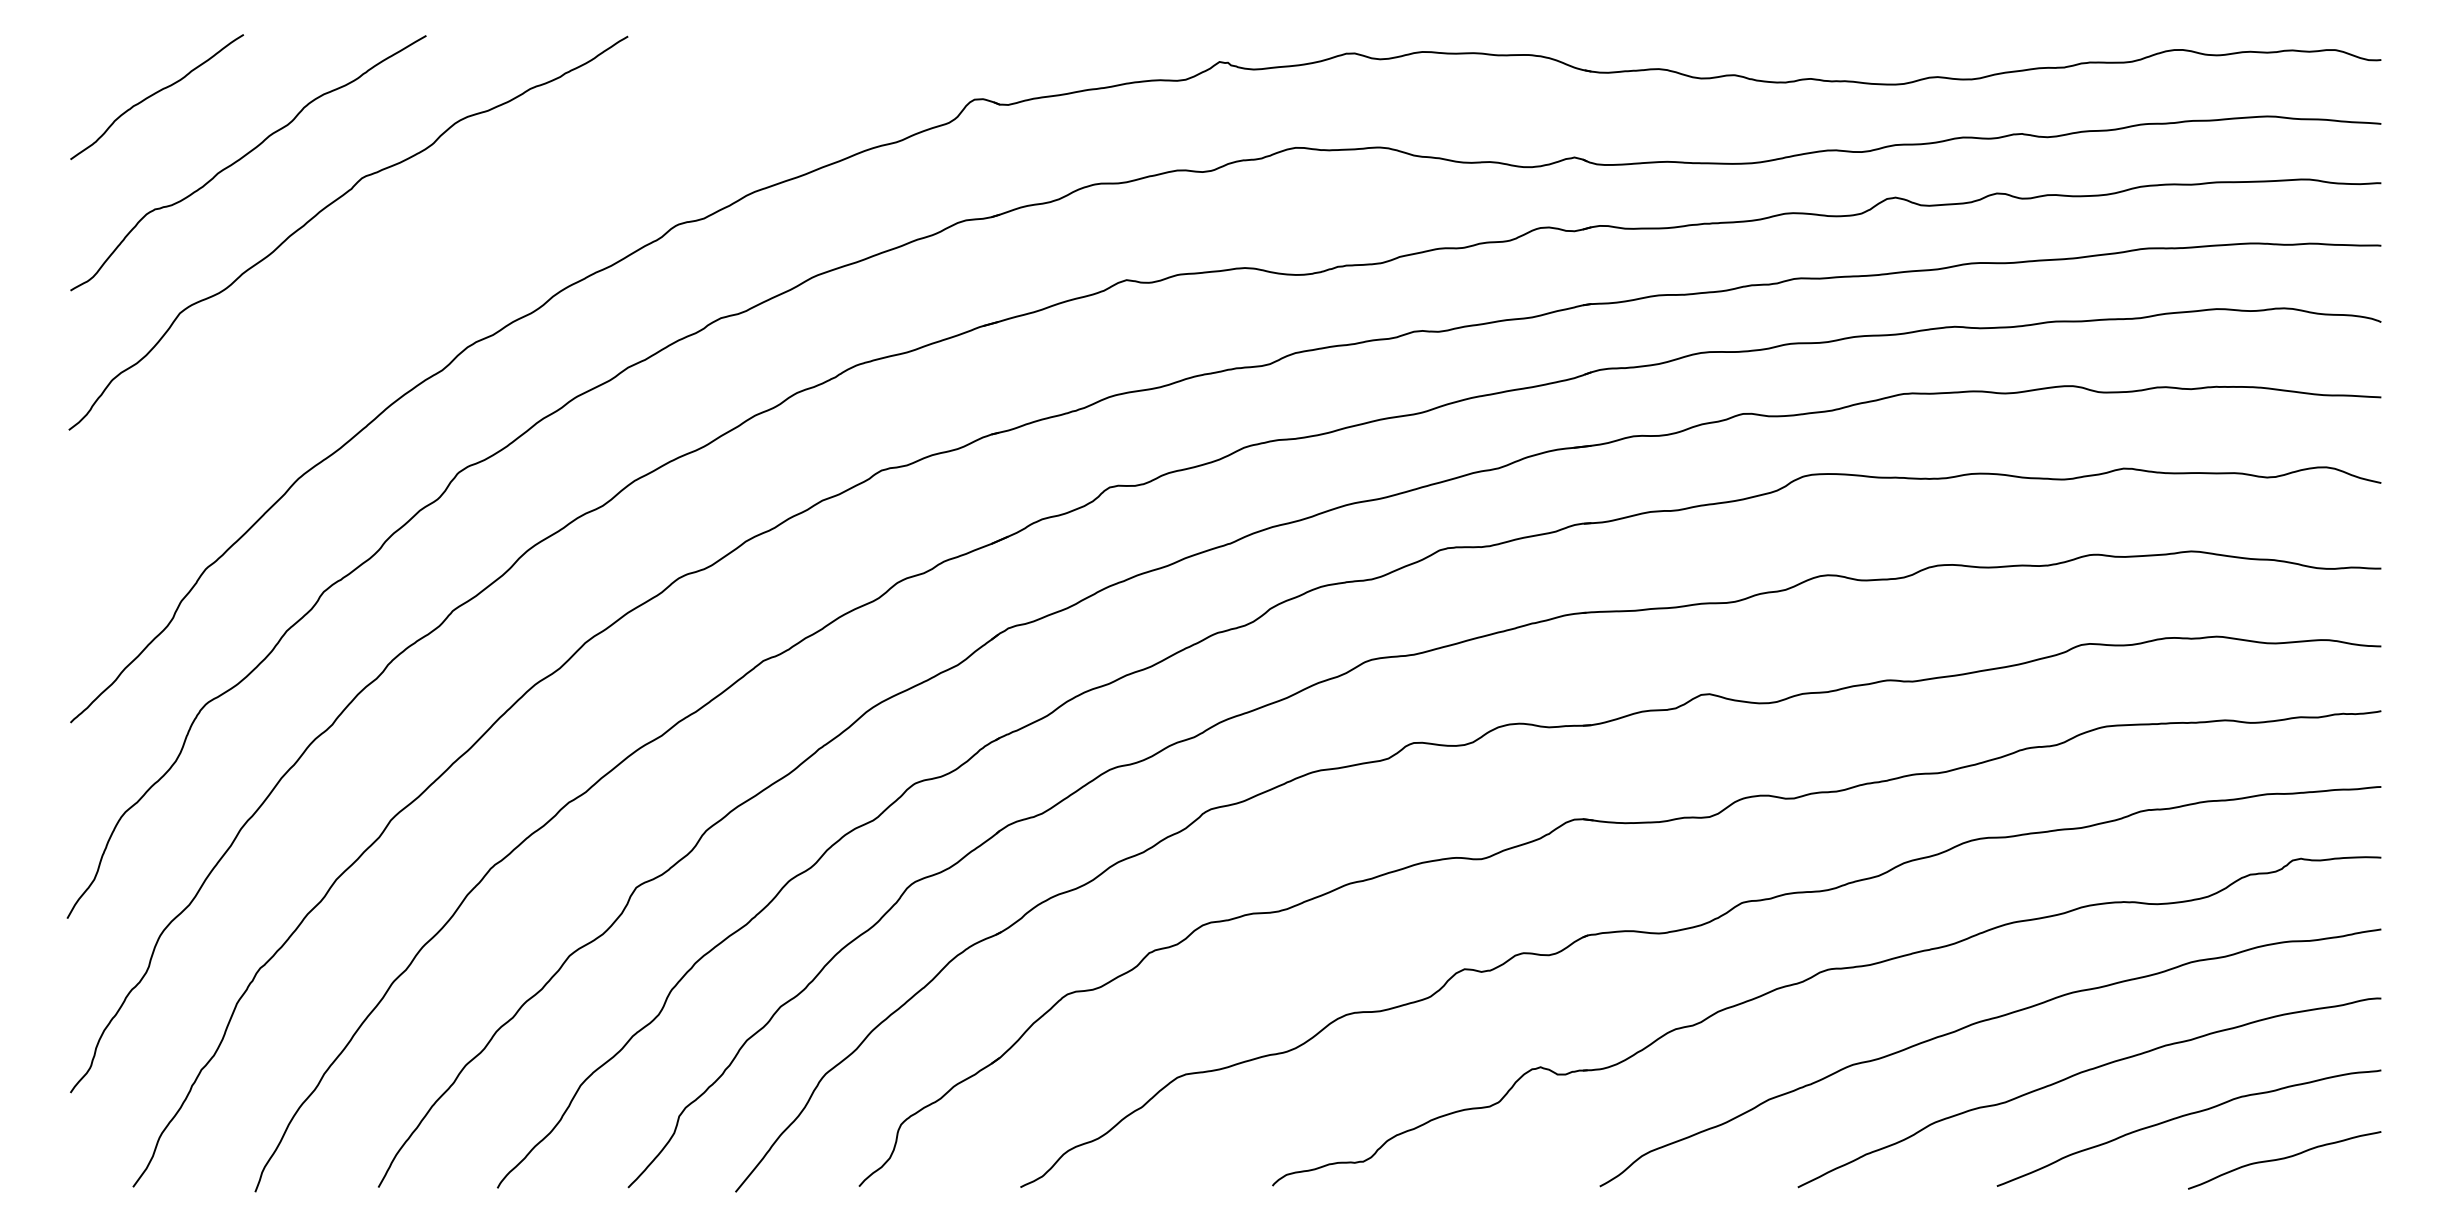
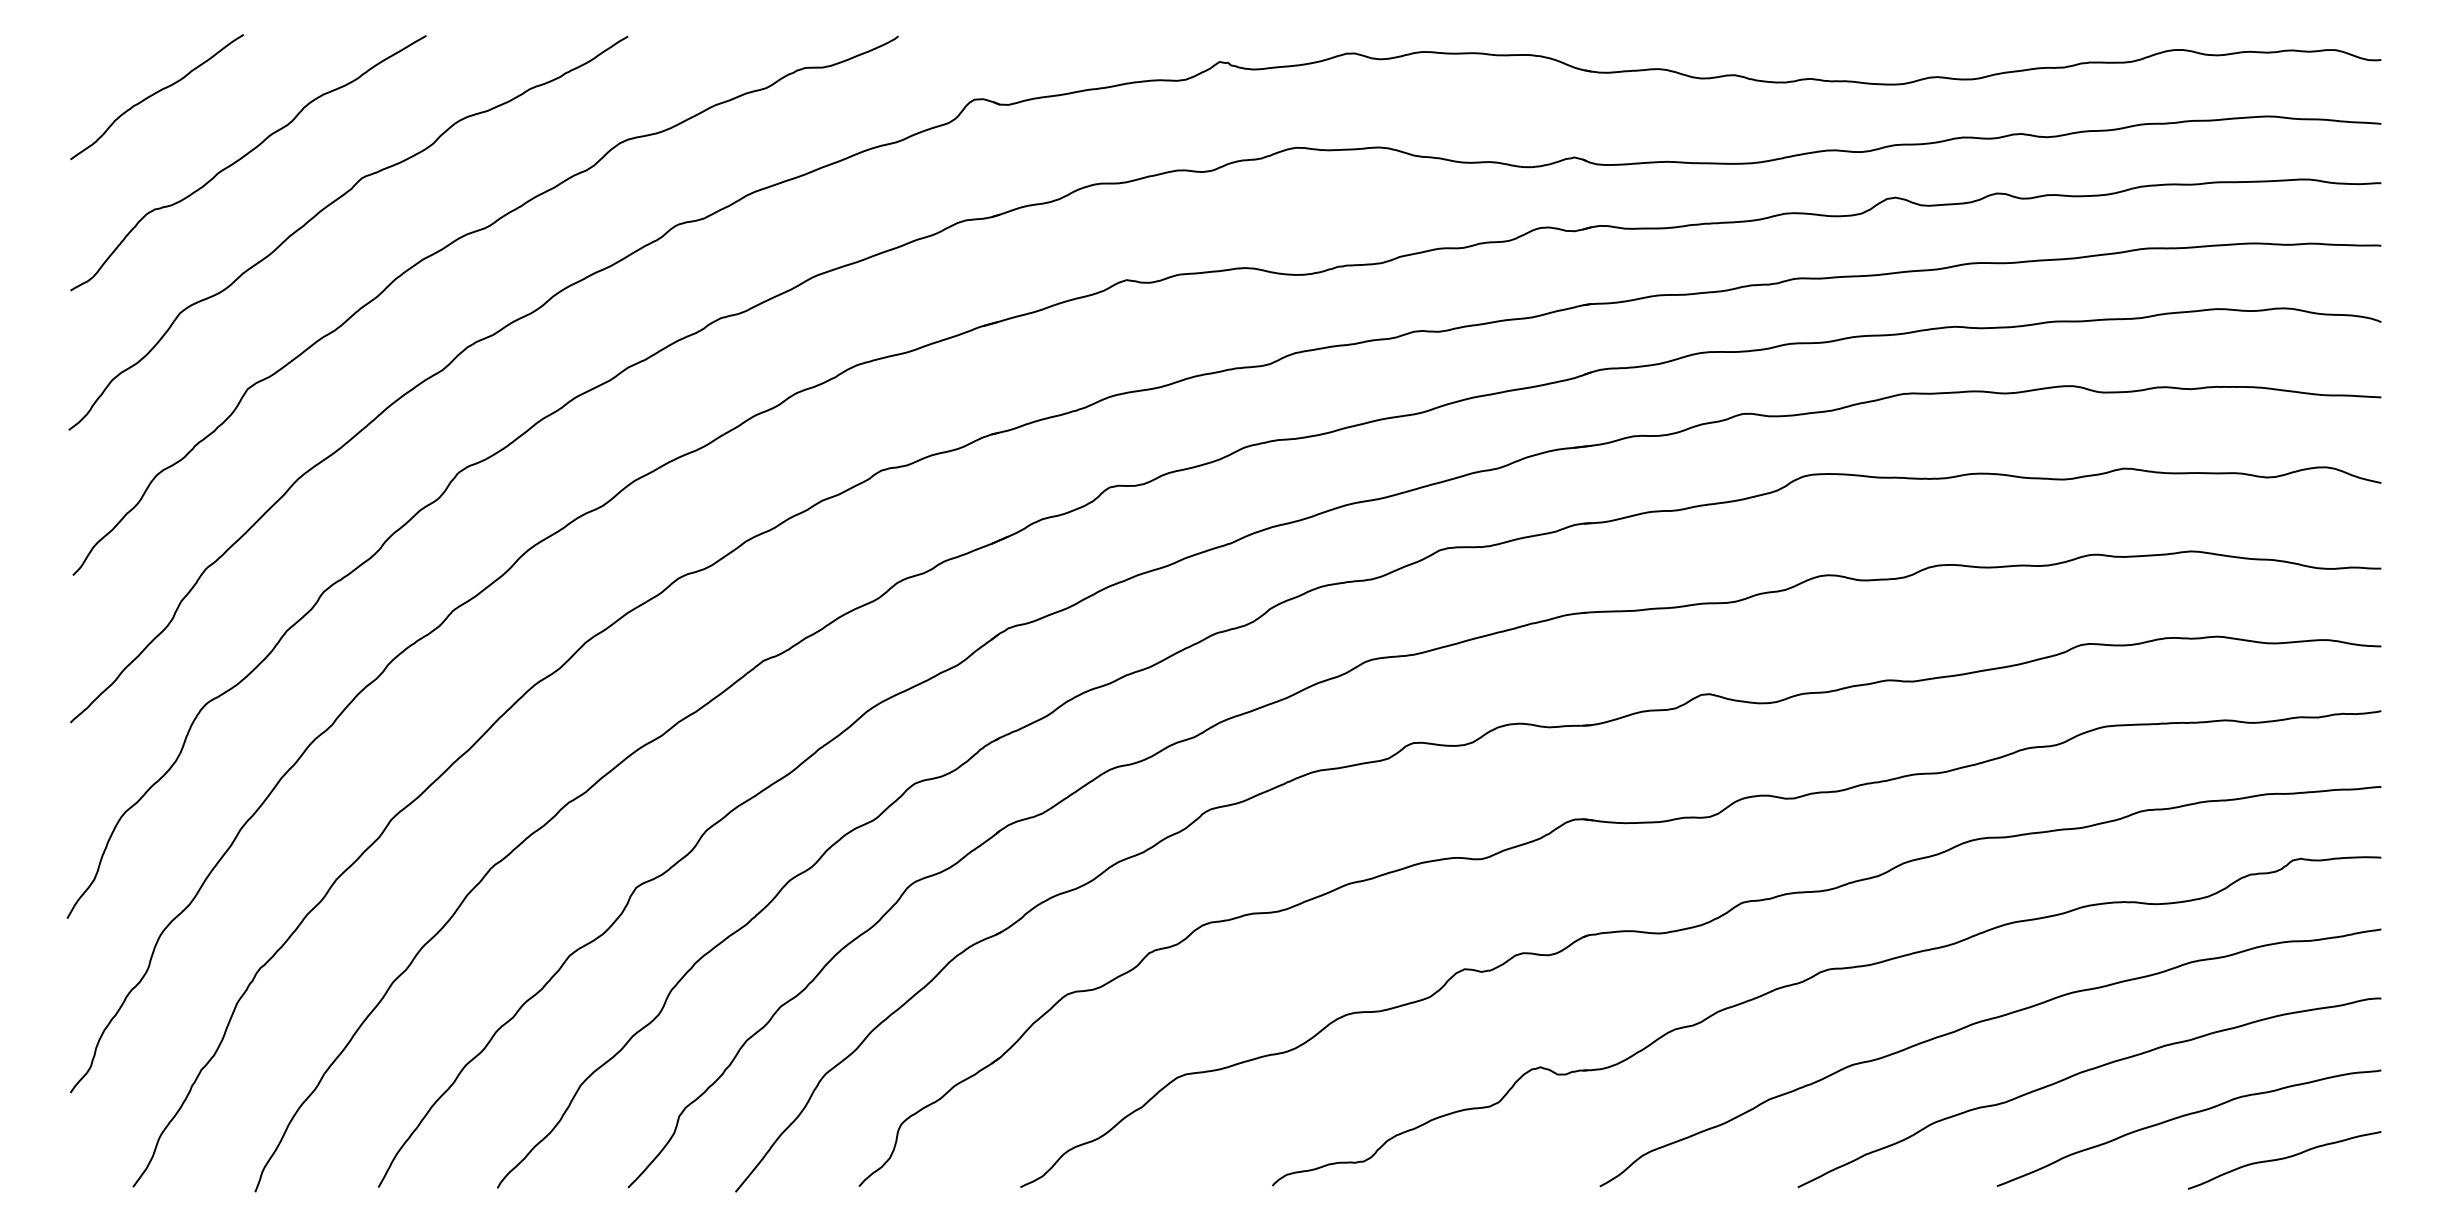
curve: none -> present (445, 248)
